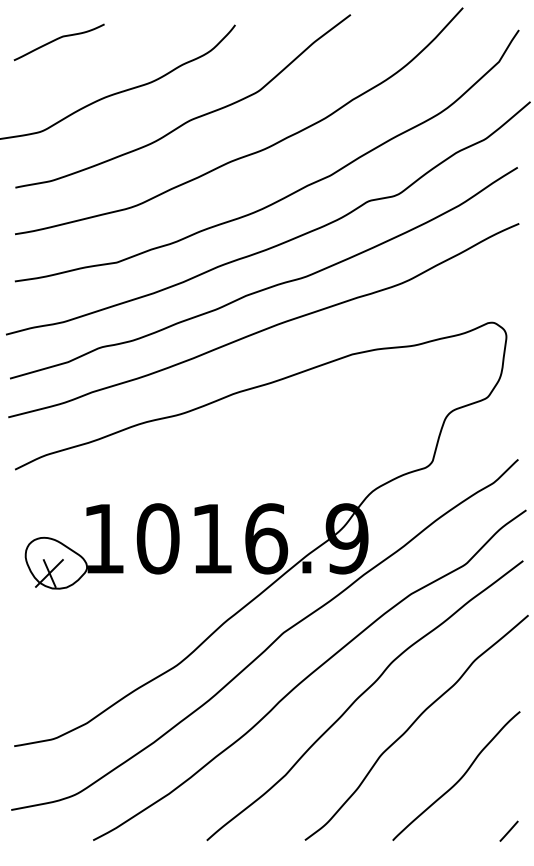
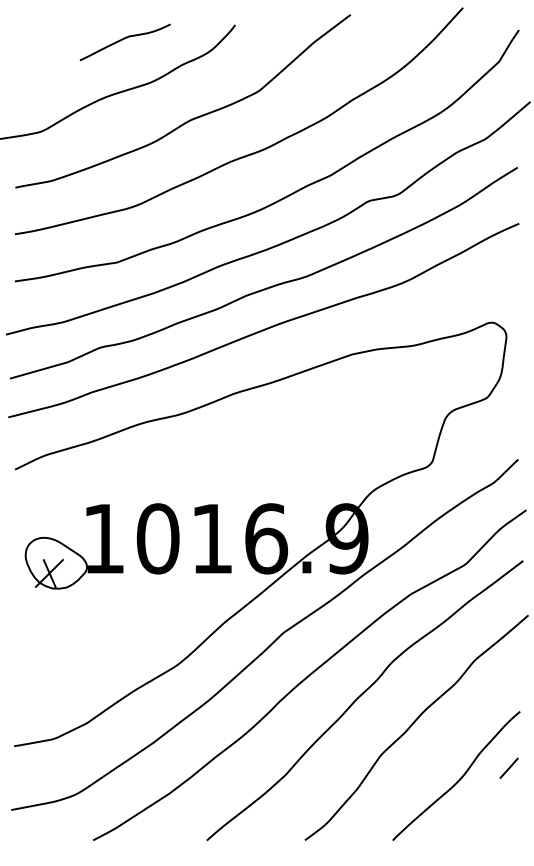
curve position: (56, 40) -> (122, 40) (122, 40)
line position: (508, 830) -> (508, 767) (508, 767)
